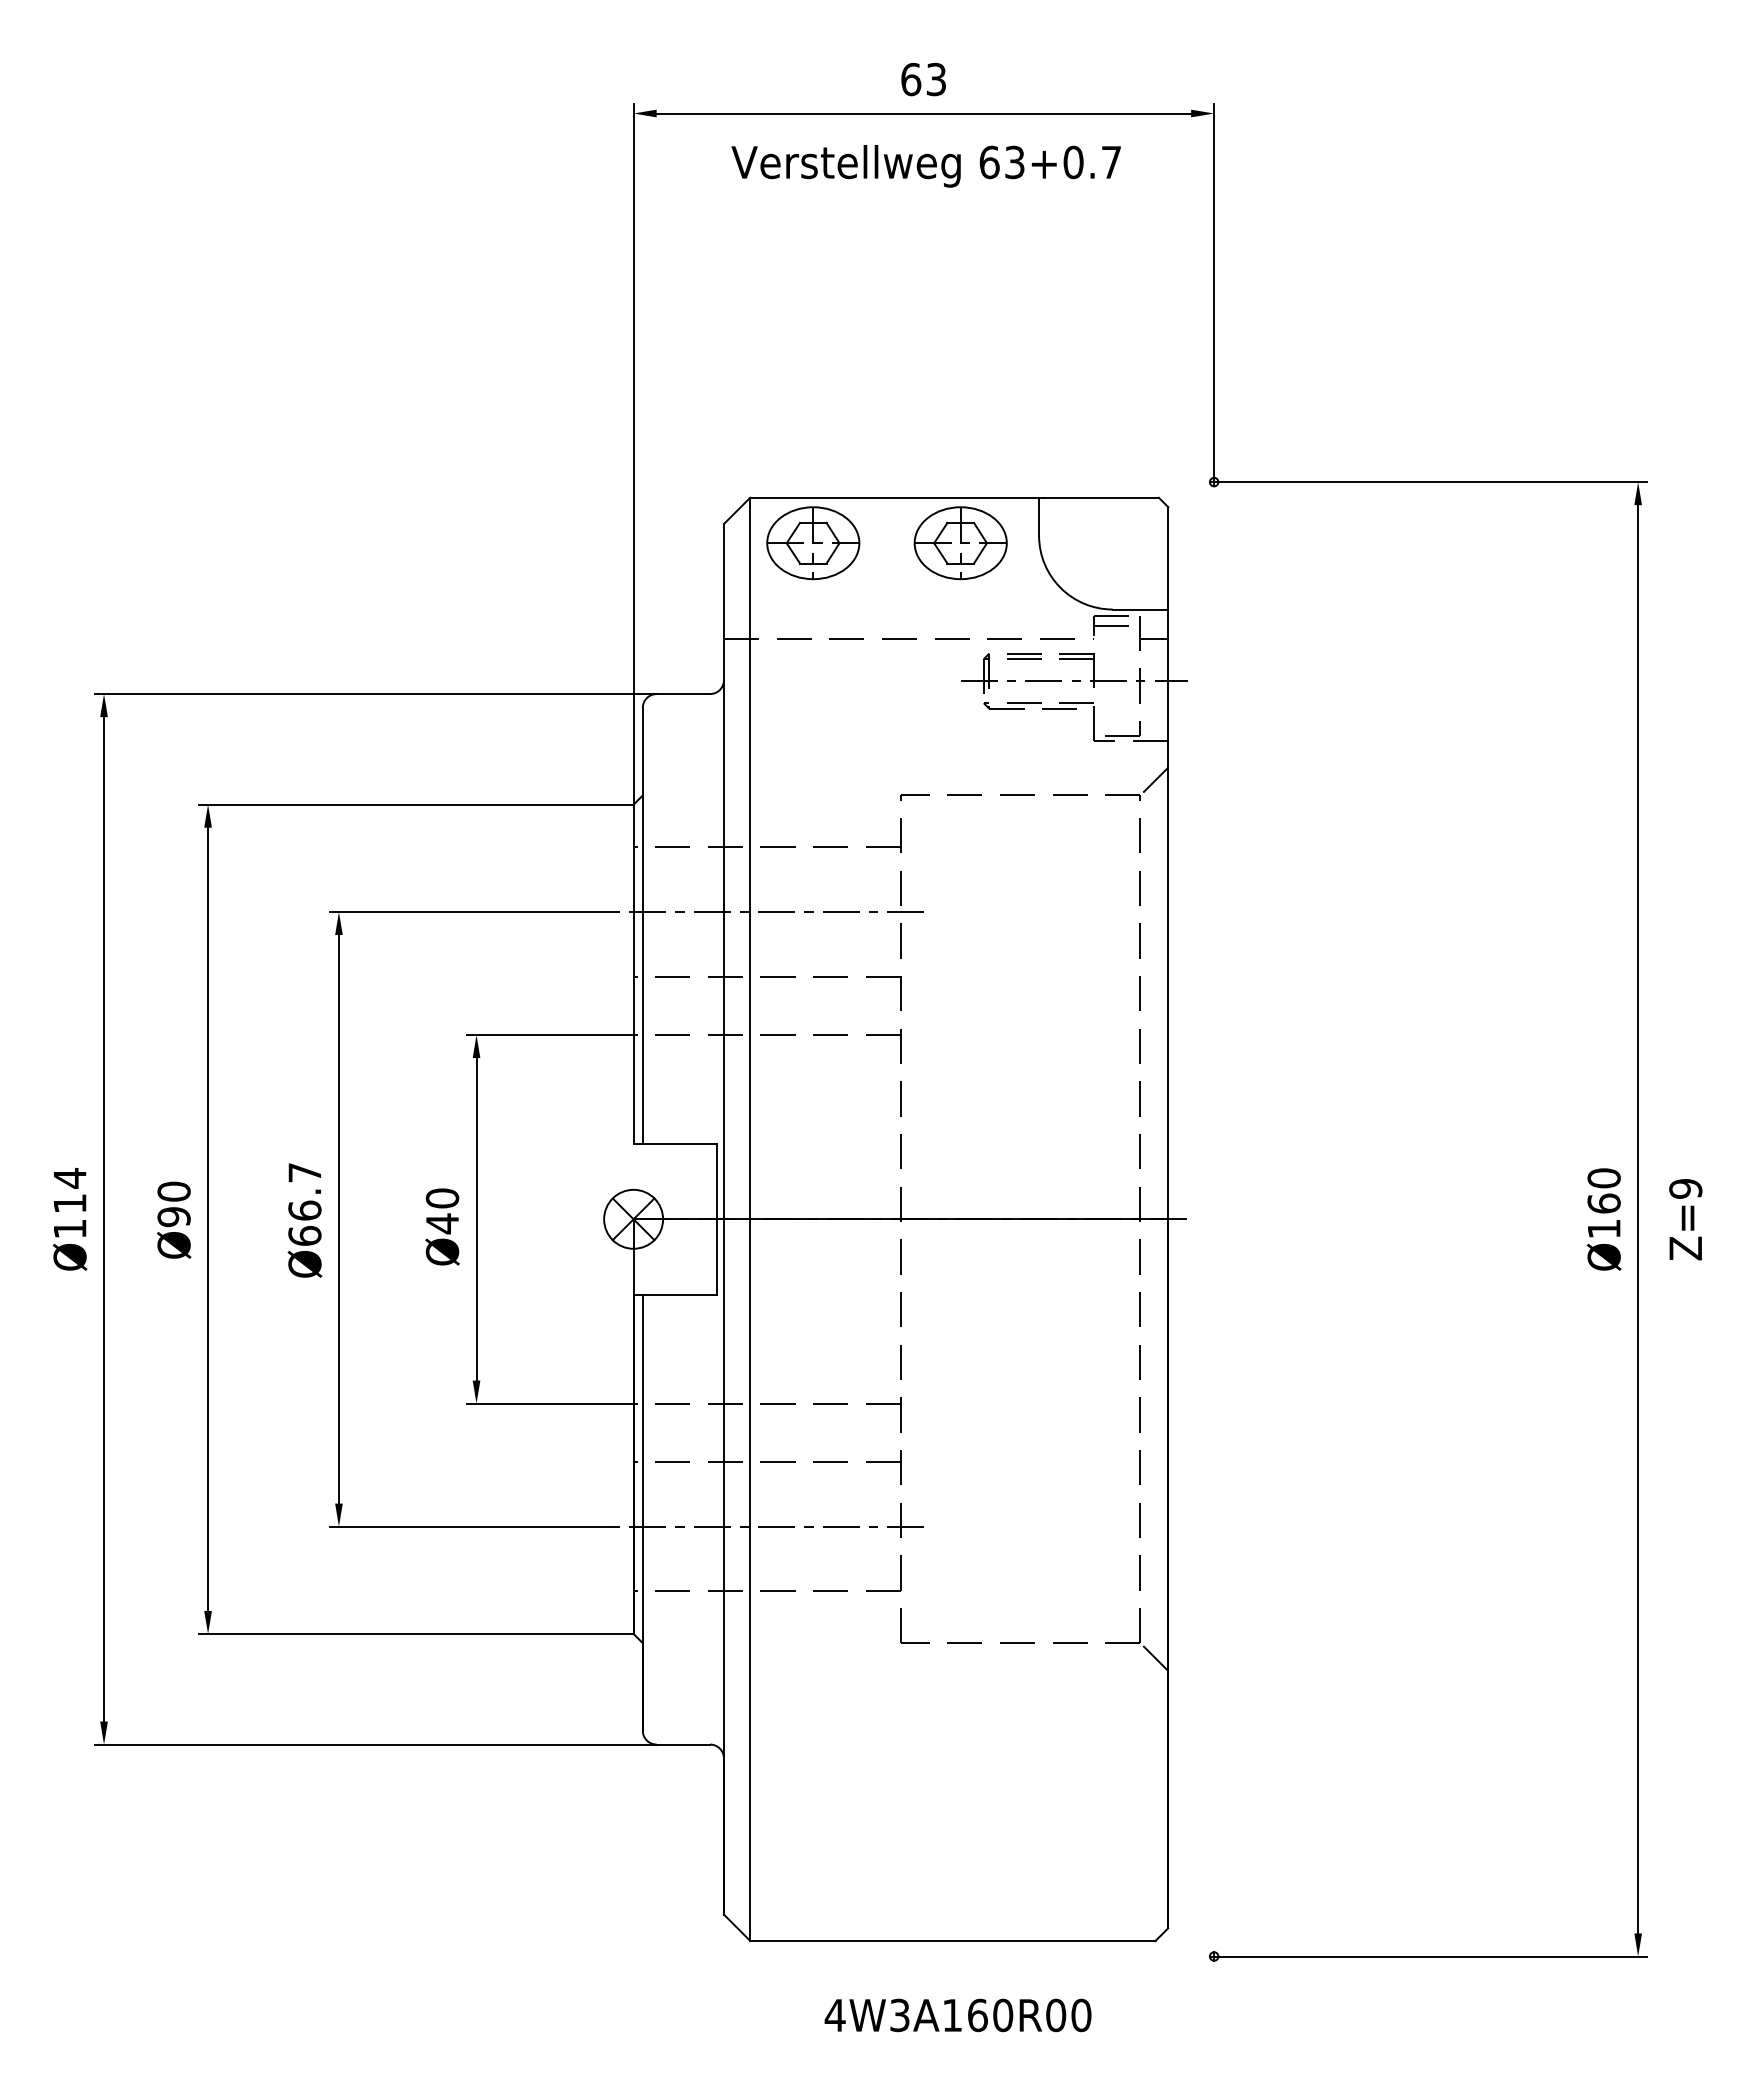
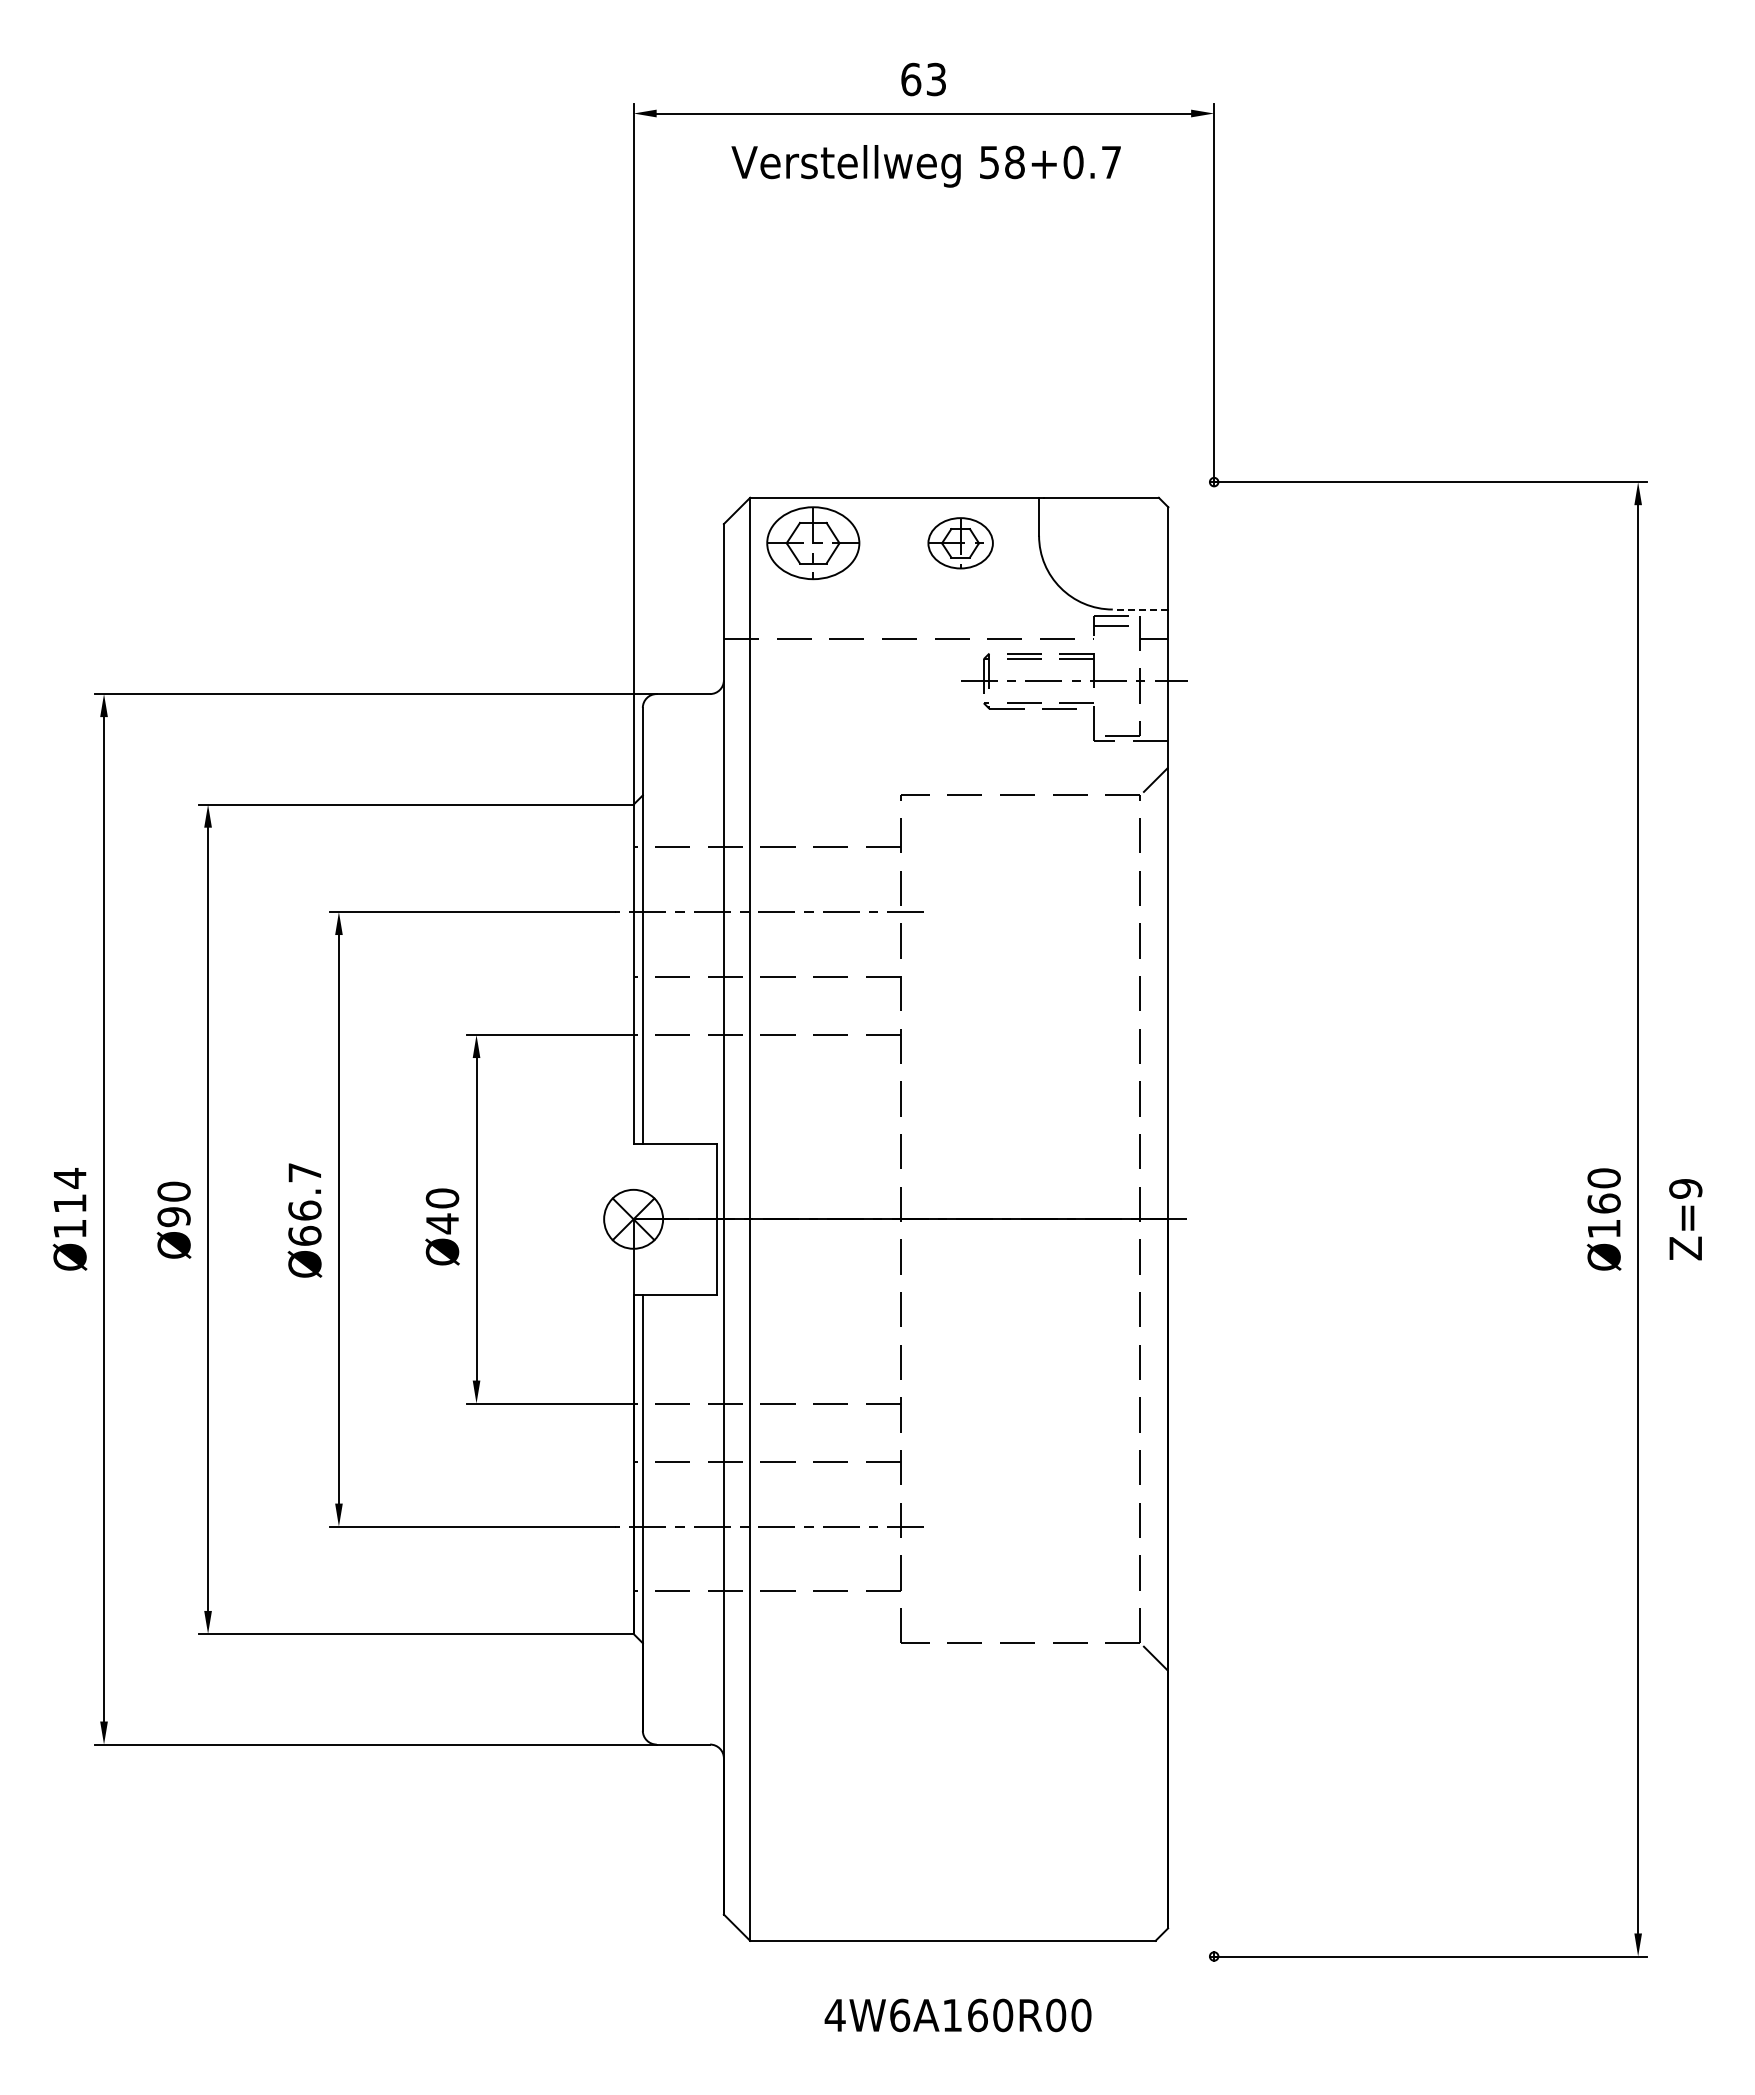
text: 63+0.7 -> 58+0.7 (1001, 162)
part size: 95x75 px -> 67x53 px (960, 543)
line: solid -> dashed (1140, 609)
text: 4W3A160R00 -> 4W6A160R00 (900, 2015)
